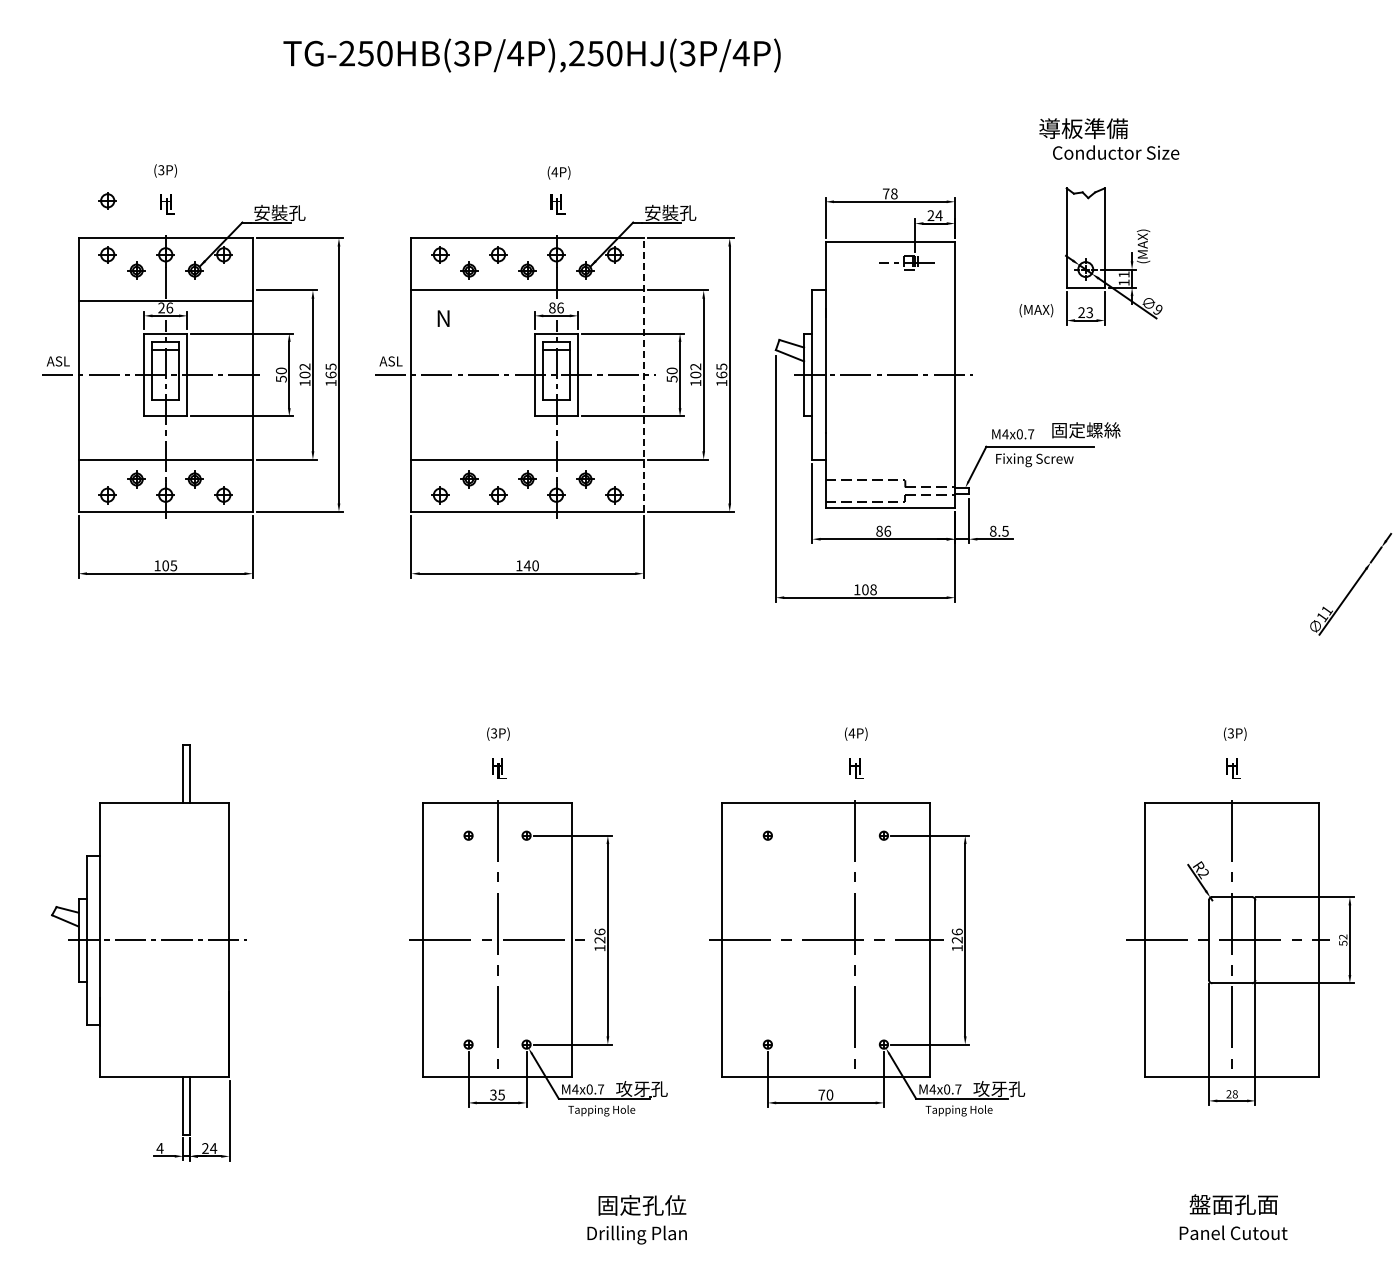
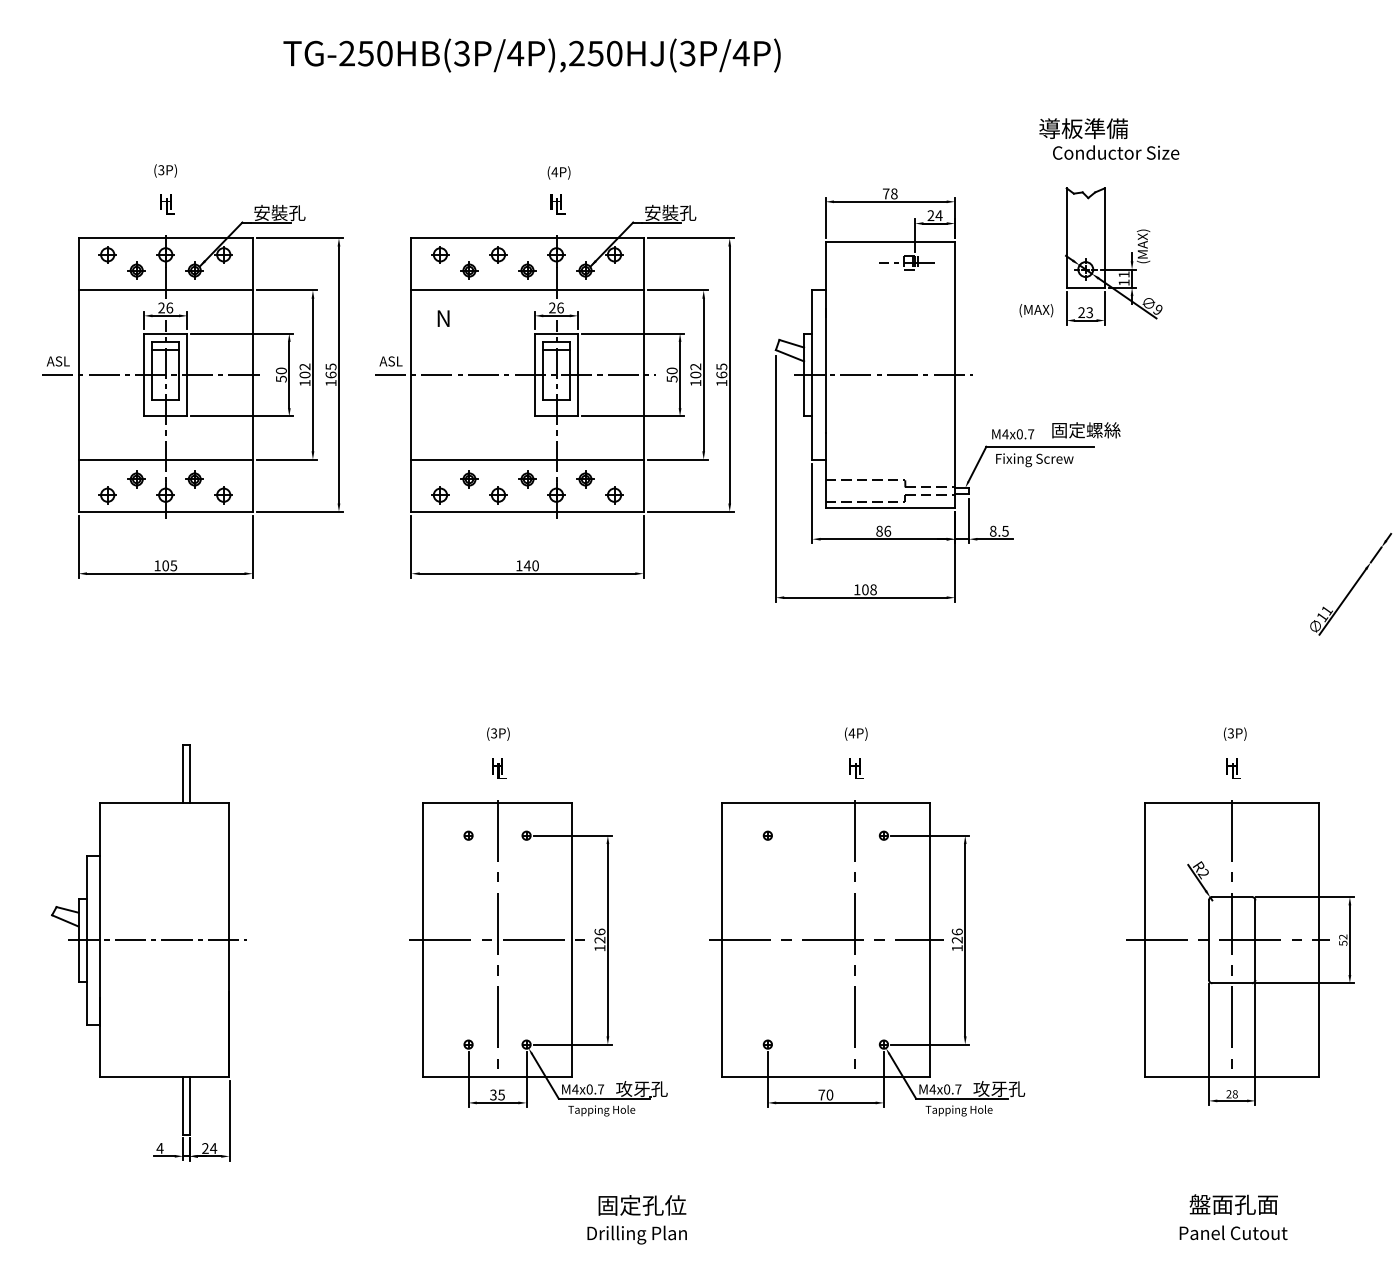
part: present -> none (107, 200)
line position: (165, 301) -> (165, 290) (165, 290)
text: 86 -> 26 (552, 307)
line: dashed -> solid (643, 375)
